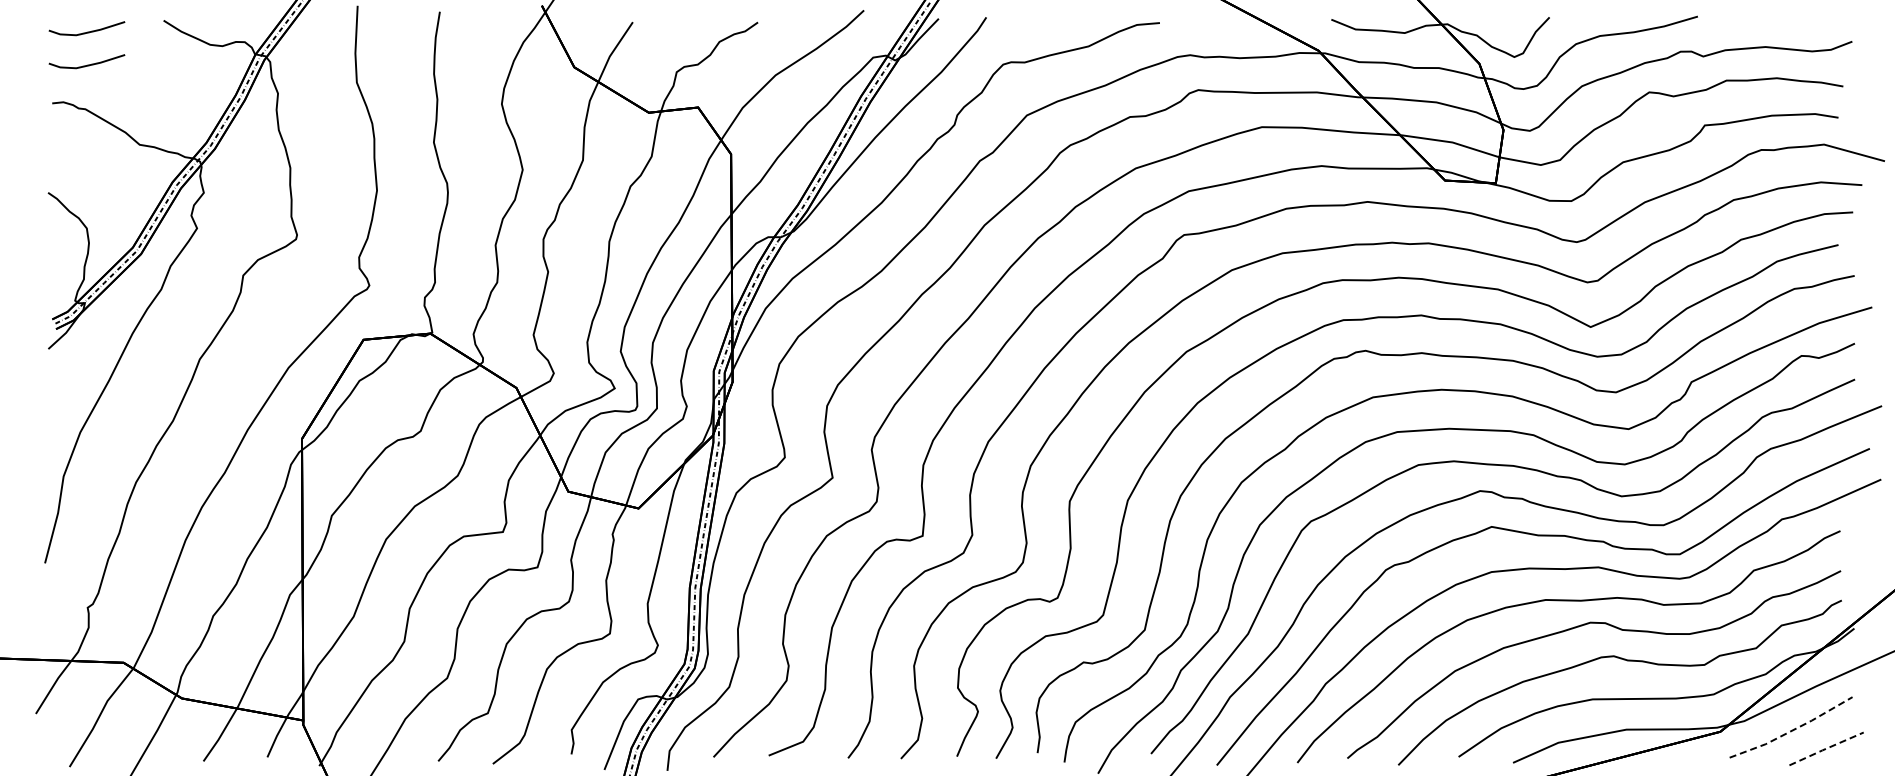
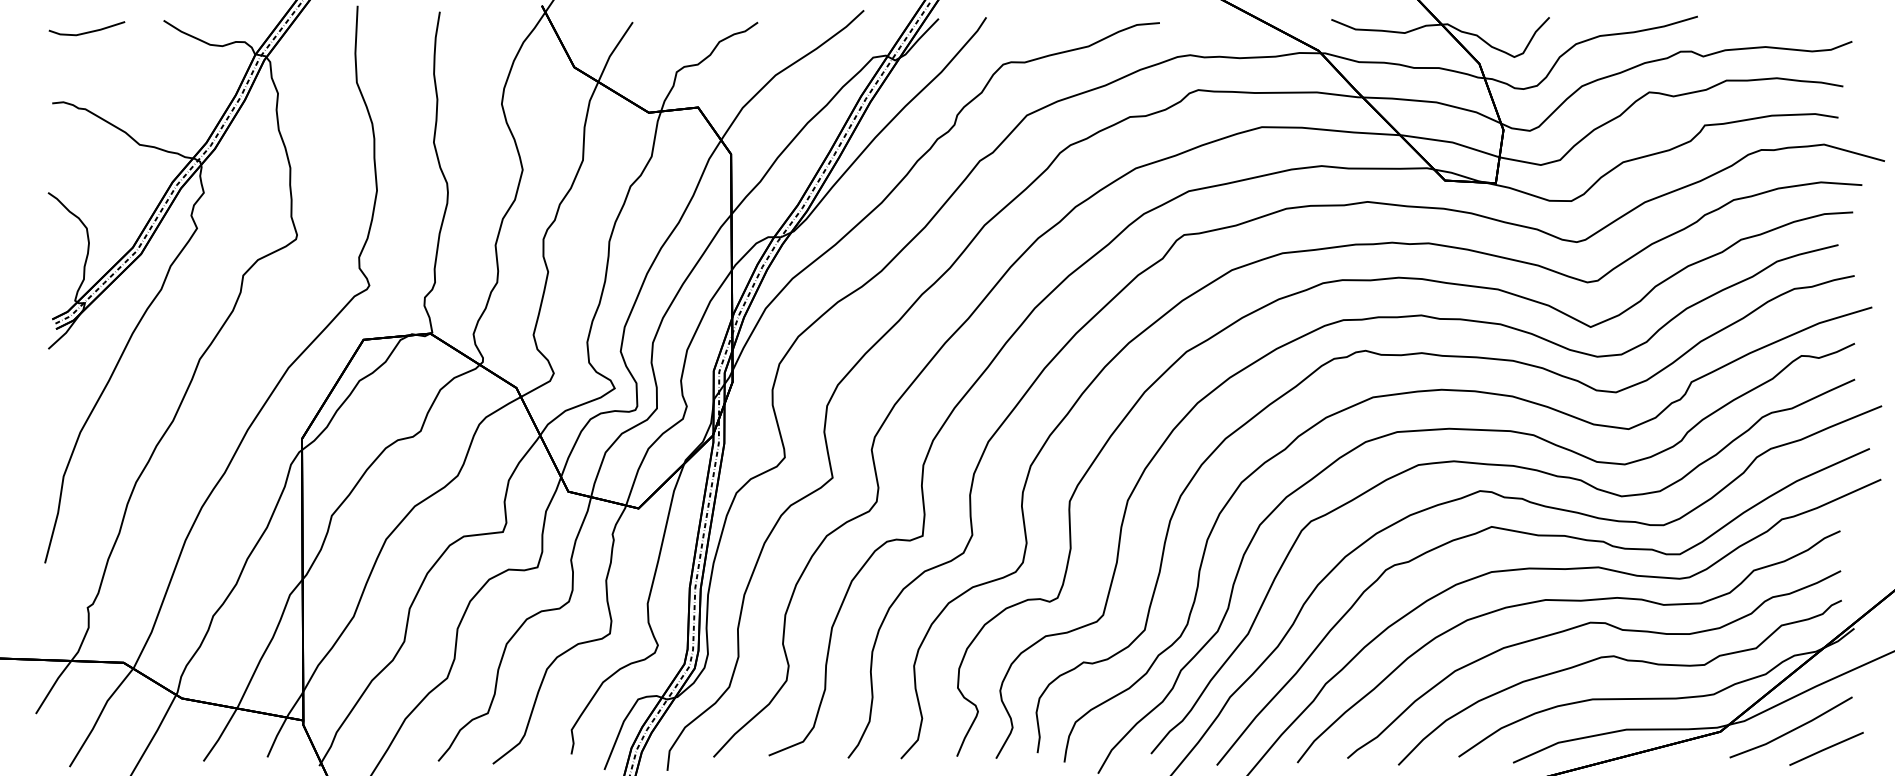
line: present -> none (87, 64)
line: dashed -> solid (1792, 730)
line: dashed -> solid (1826, 748)
